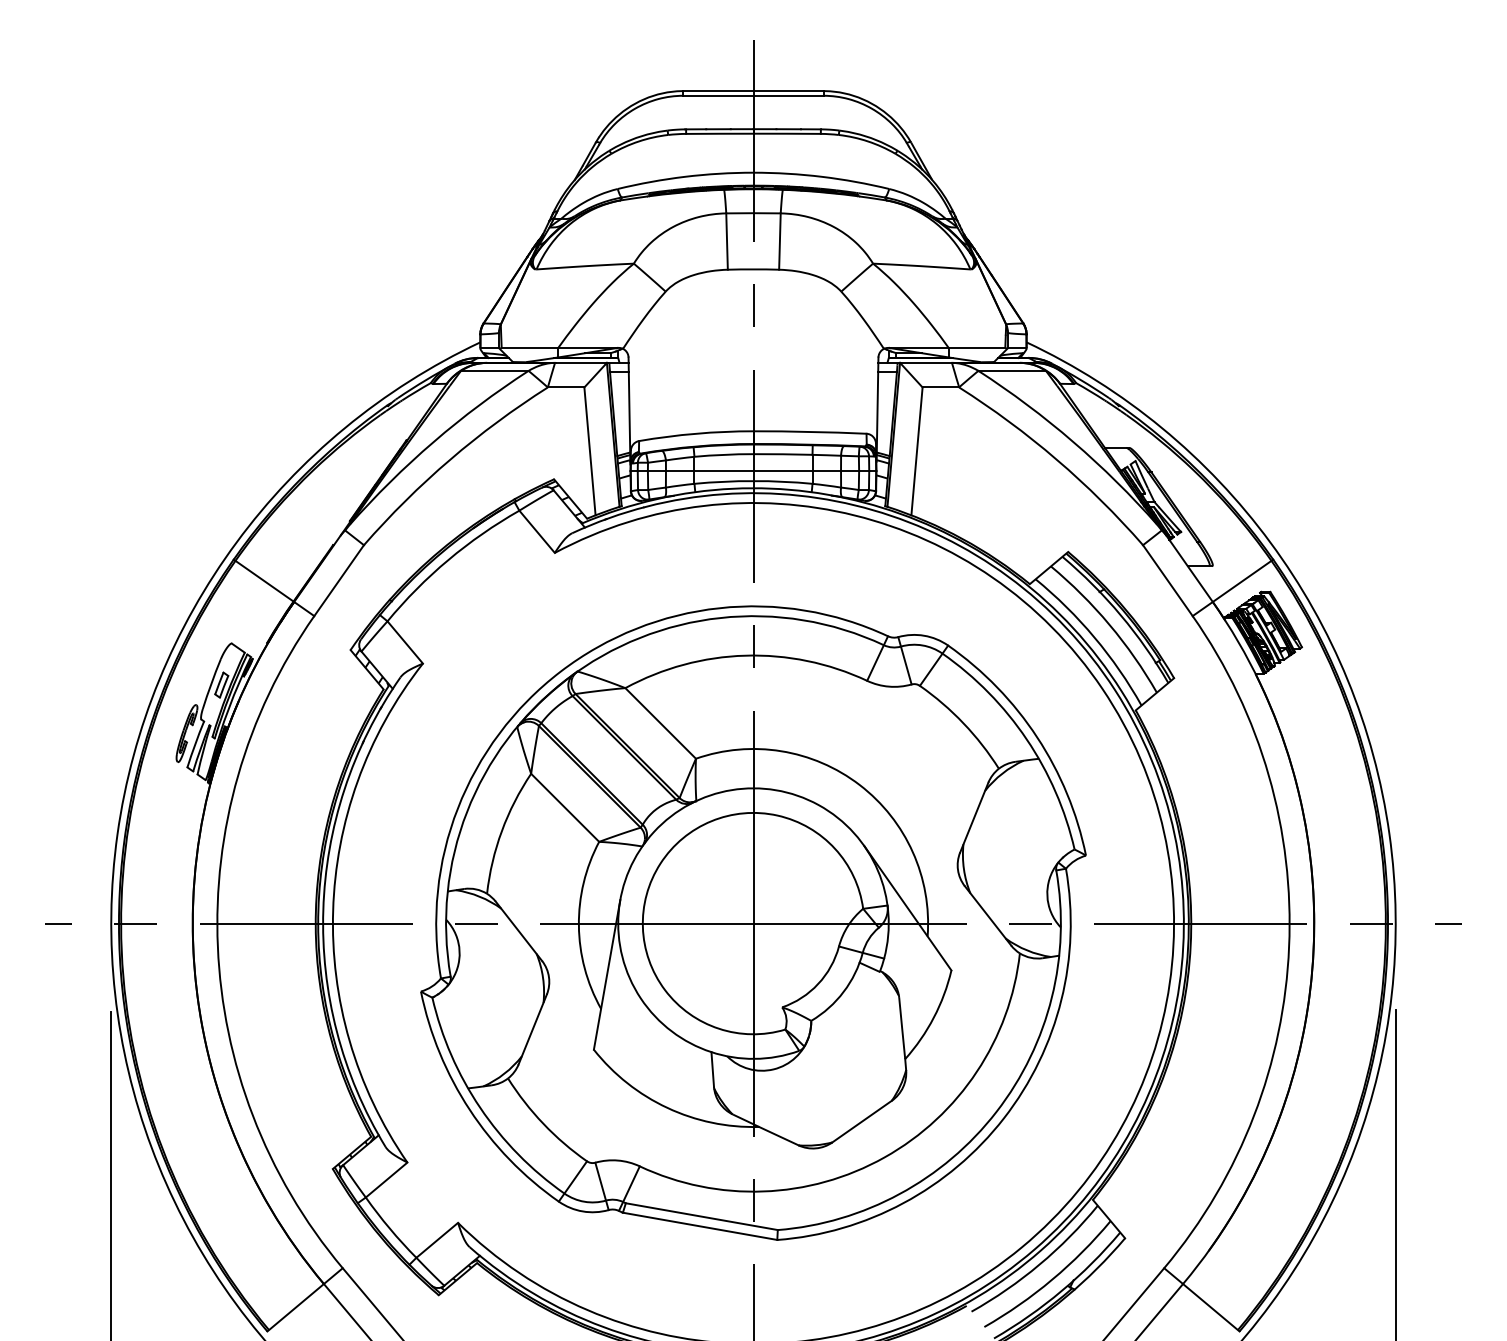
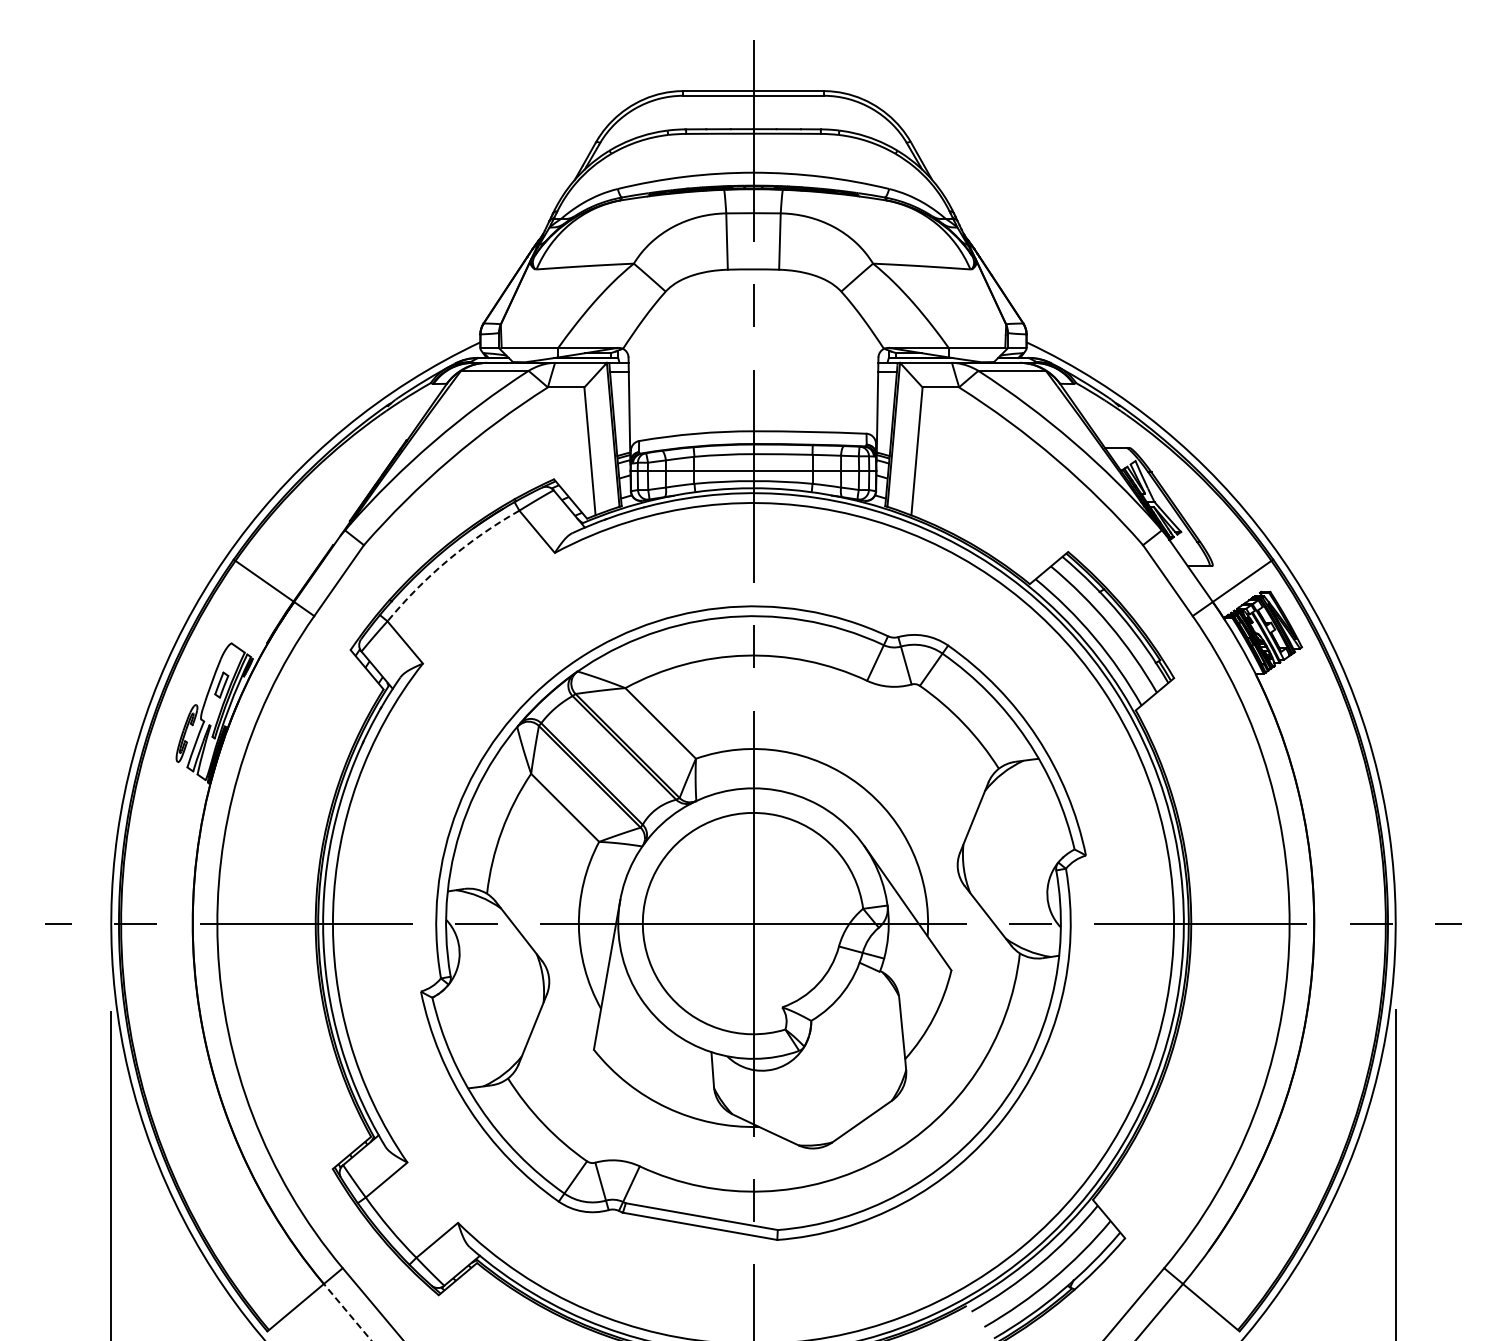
arc: solid -> dashed (448, 560)
line: solid -> dashed (347, 1312)
